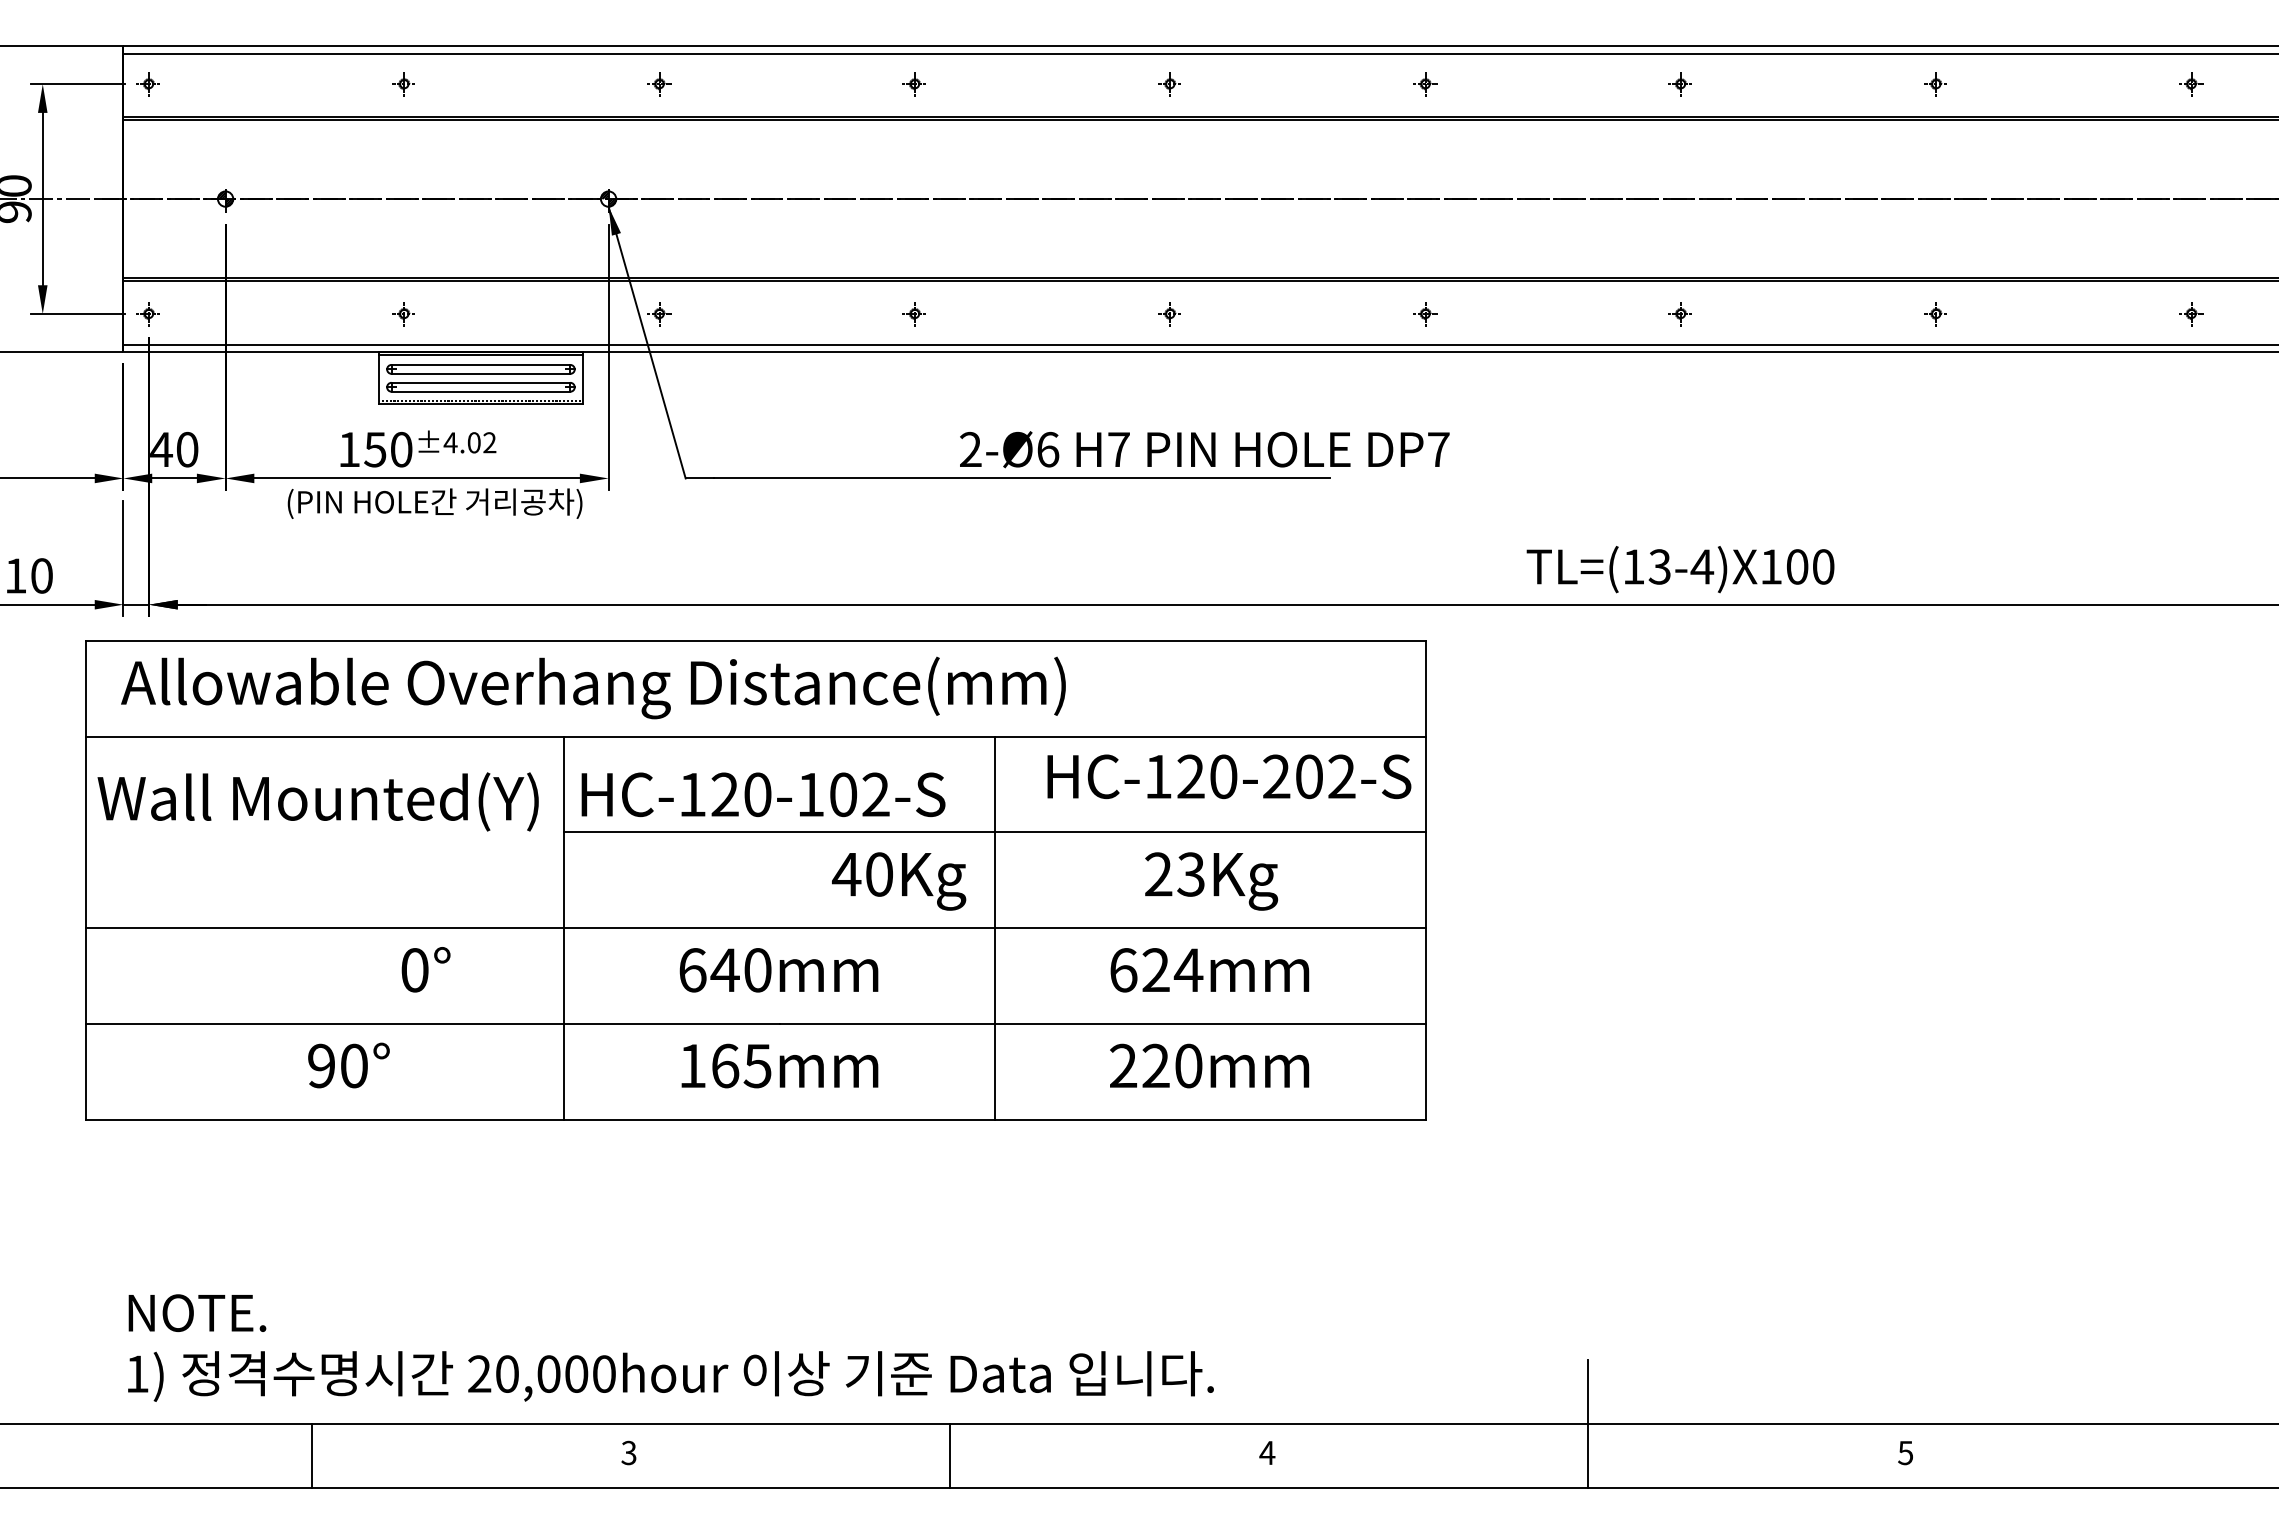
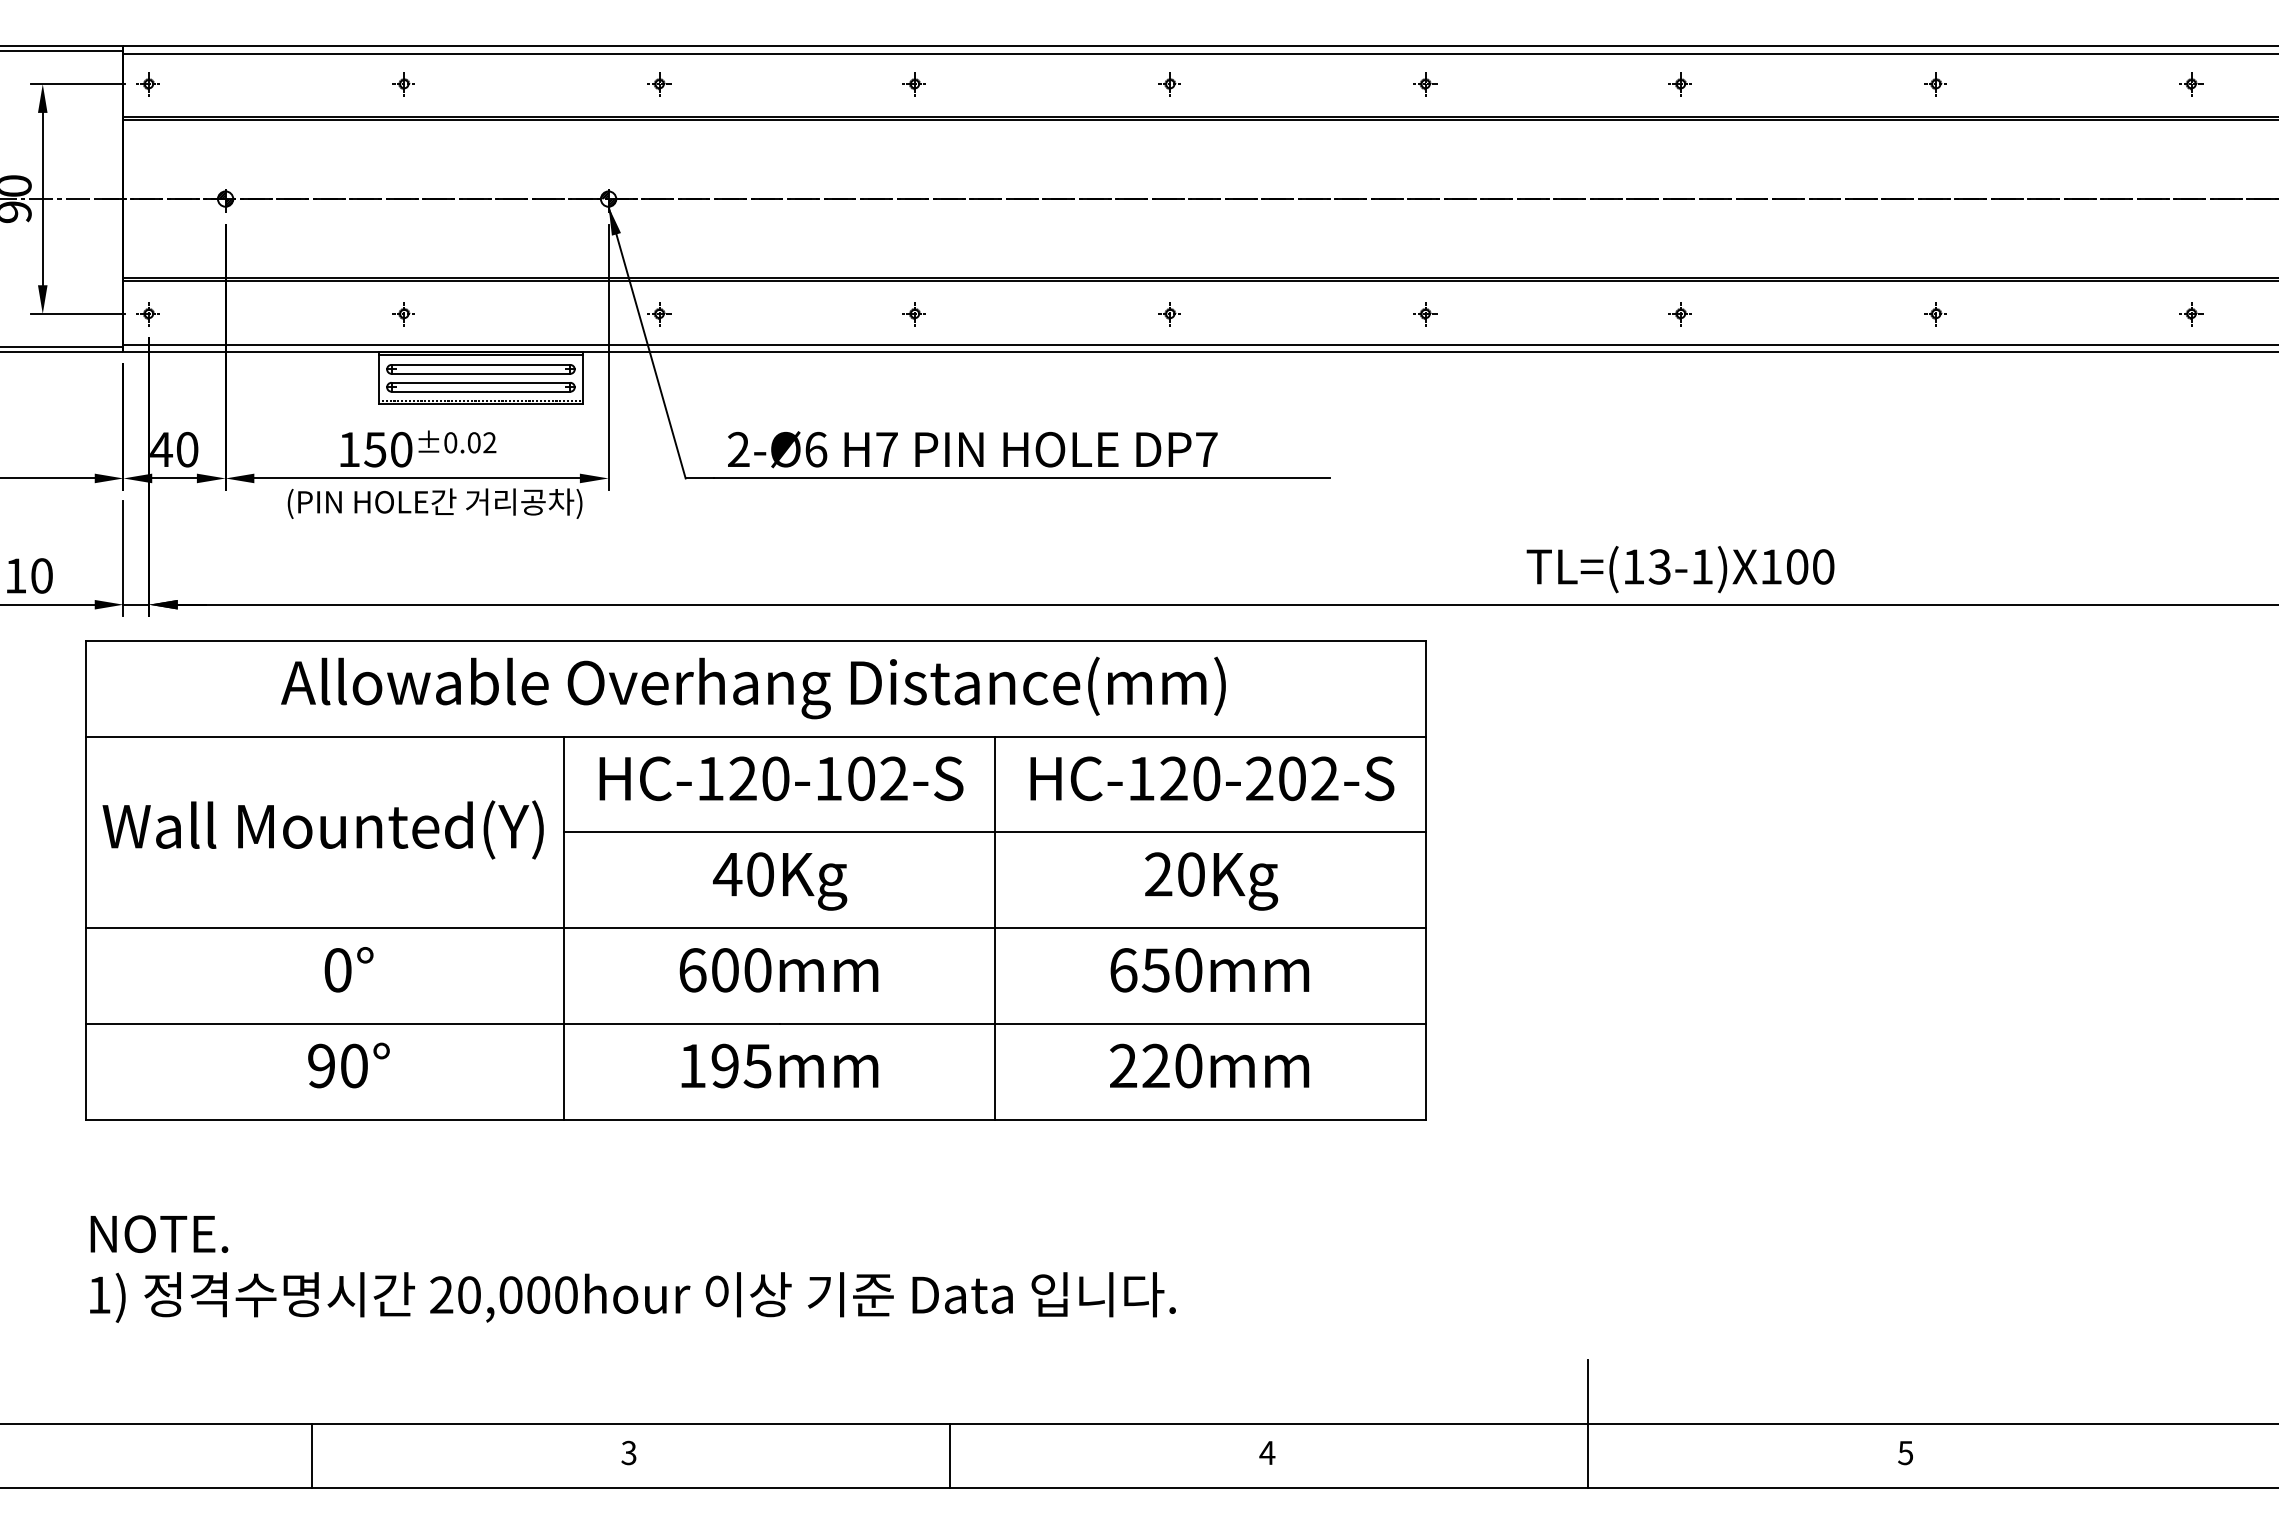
line: none -> present (62, 51)
line: none -> present (62, 347)
text: ±4.02 -> ±0.02 (450, 442)
text position: (1204, 449) -> (972, 449) (972, 449)
text: TL=(13-4)X100 -> TL=(13-1)X100 (1702, 566)
text position: (593, 687) -> (753, 687) (753, 687)
text position: (1229, 776) -> (1212, 778) (1212, 778)
text position: (763, 794) -> (781, 778) (781, 778)
text position: (317, 801) -> (322, 829) (322, 829)
text: 23Kg -> 20Kg (1190, 874)
text position: (899, 881) -> (780, 881) (780, 881)
text position: (425, 969) -> (348, 969) (348, 969)
text: 640mm -> 600mm (724, 970)
text: 624mm -> 650mm (1172, 970)
text: 165mm -> 195mm (725, 1065)
text position: (670, 1347) -> (632, 1268) (632, 1268)
